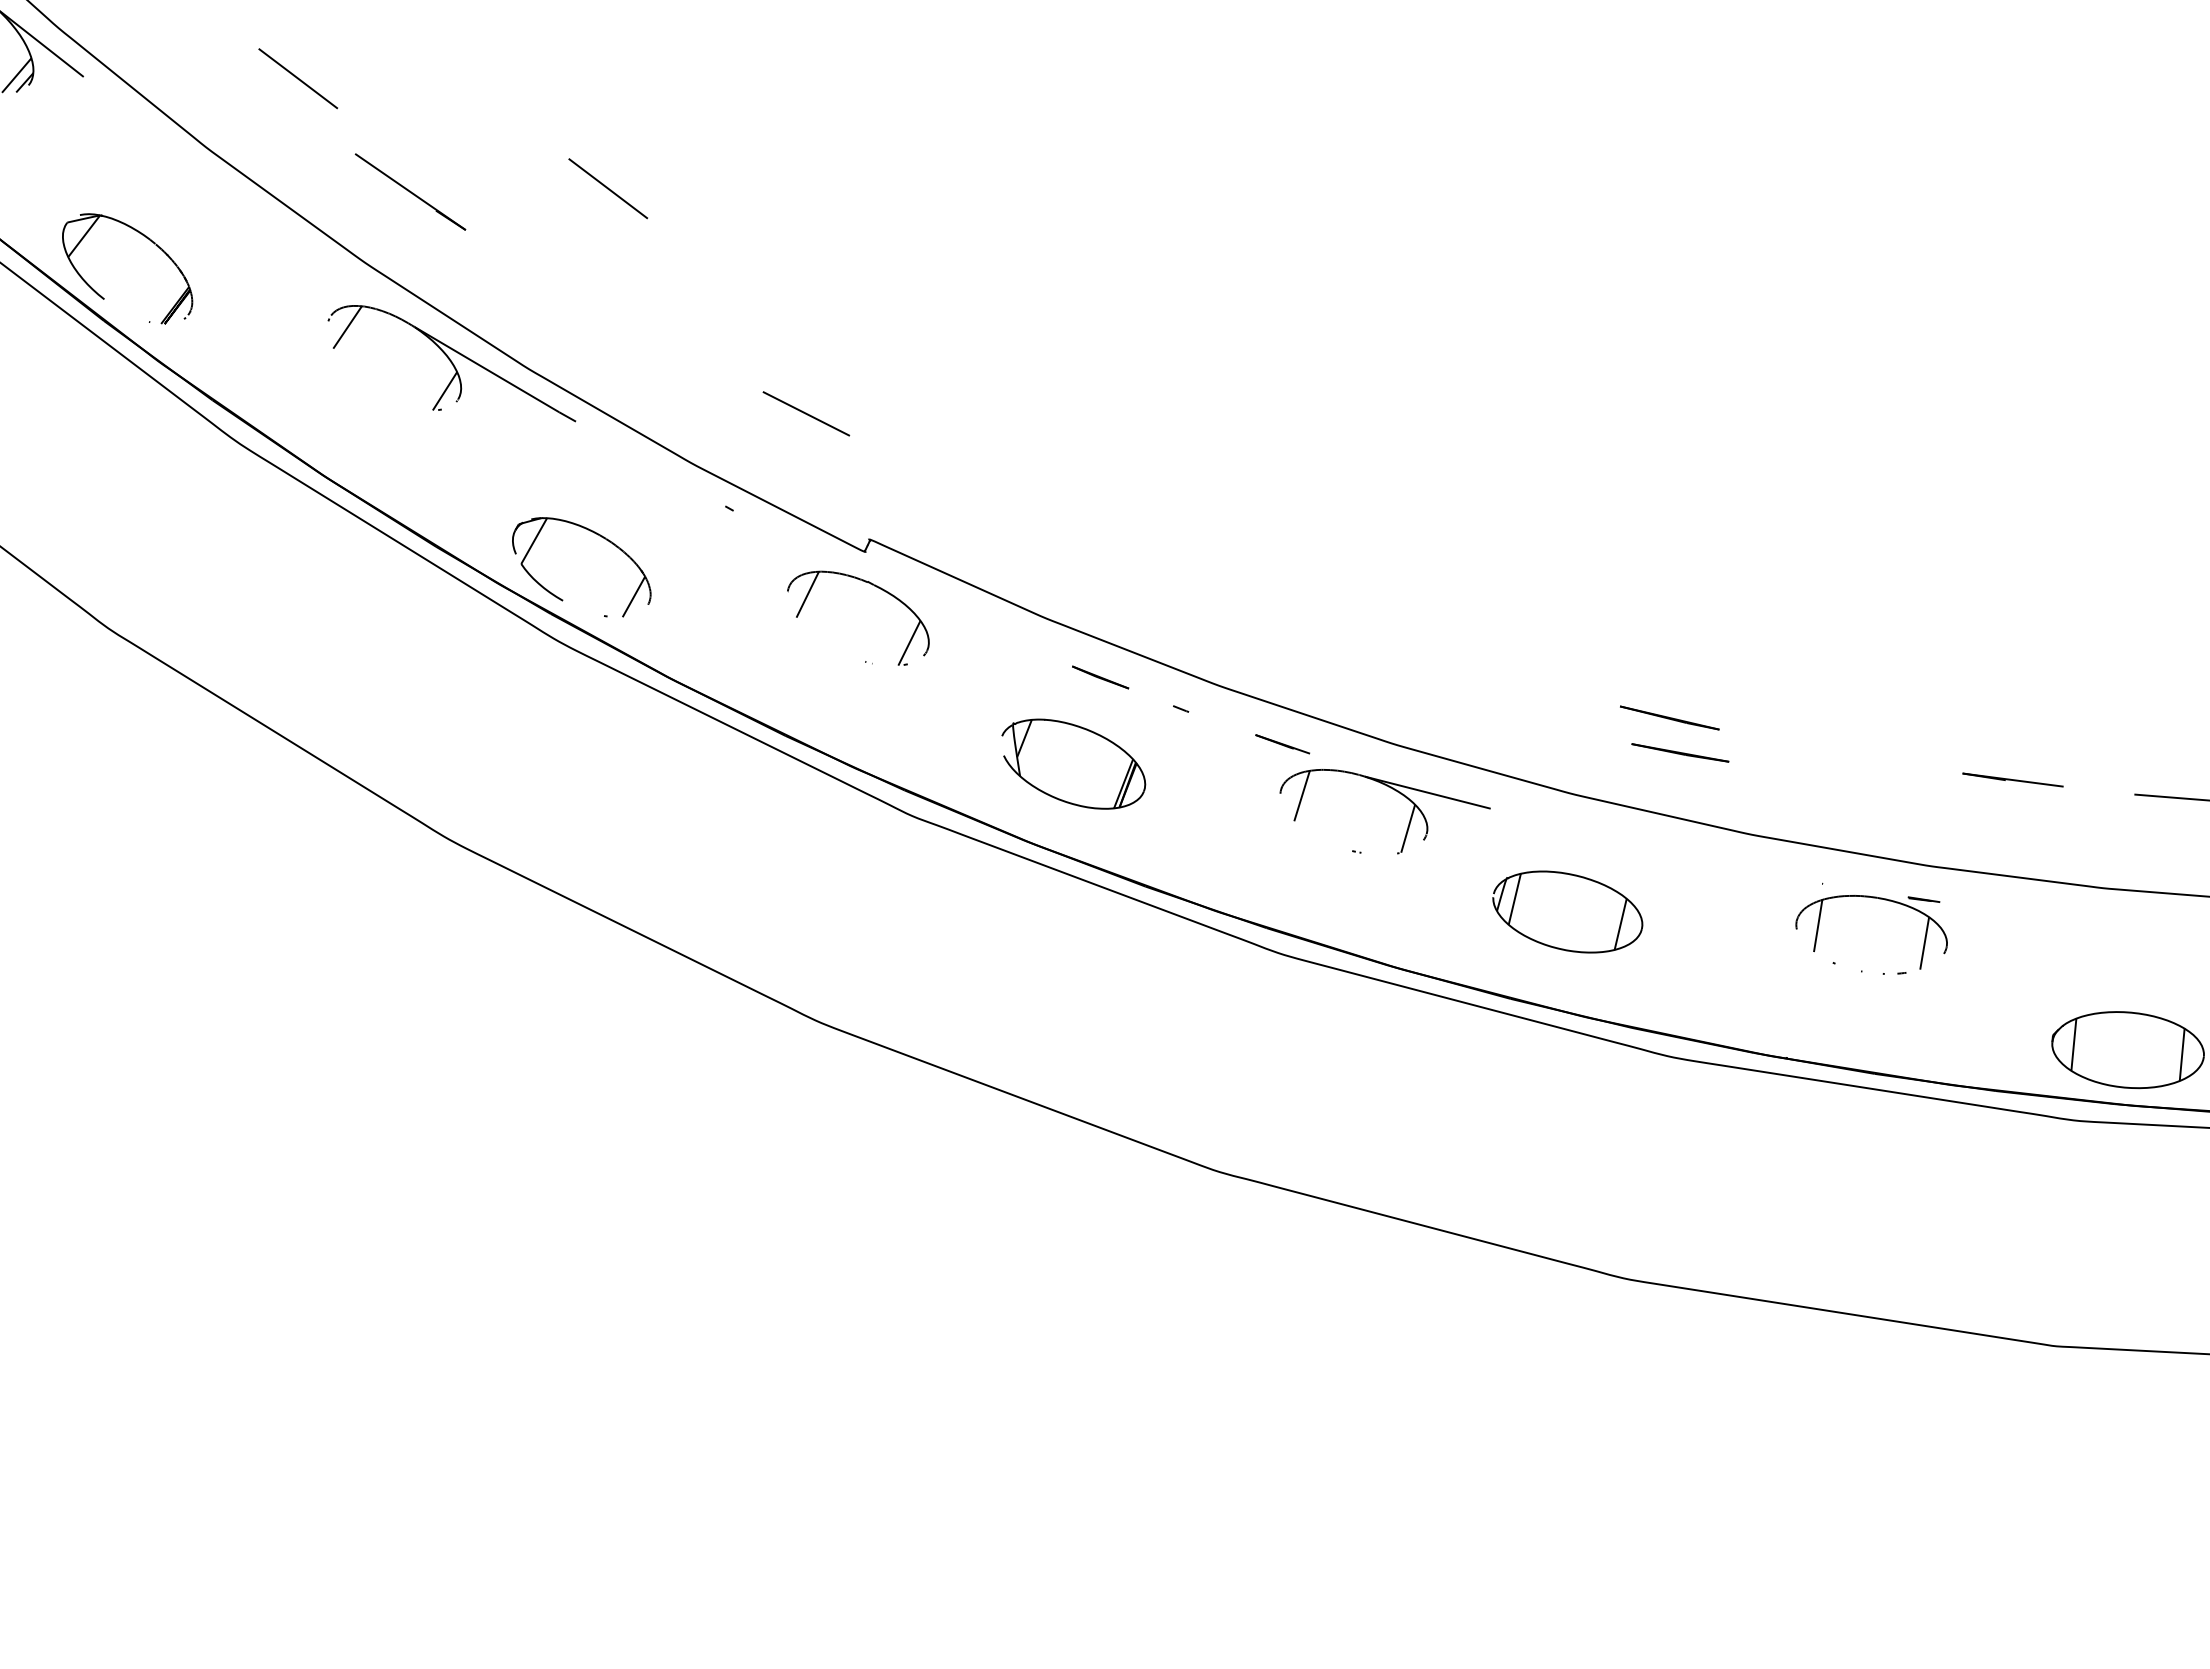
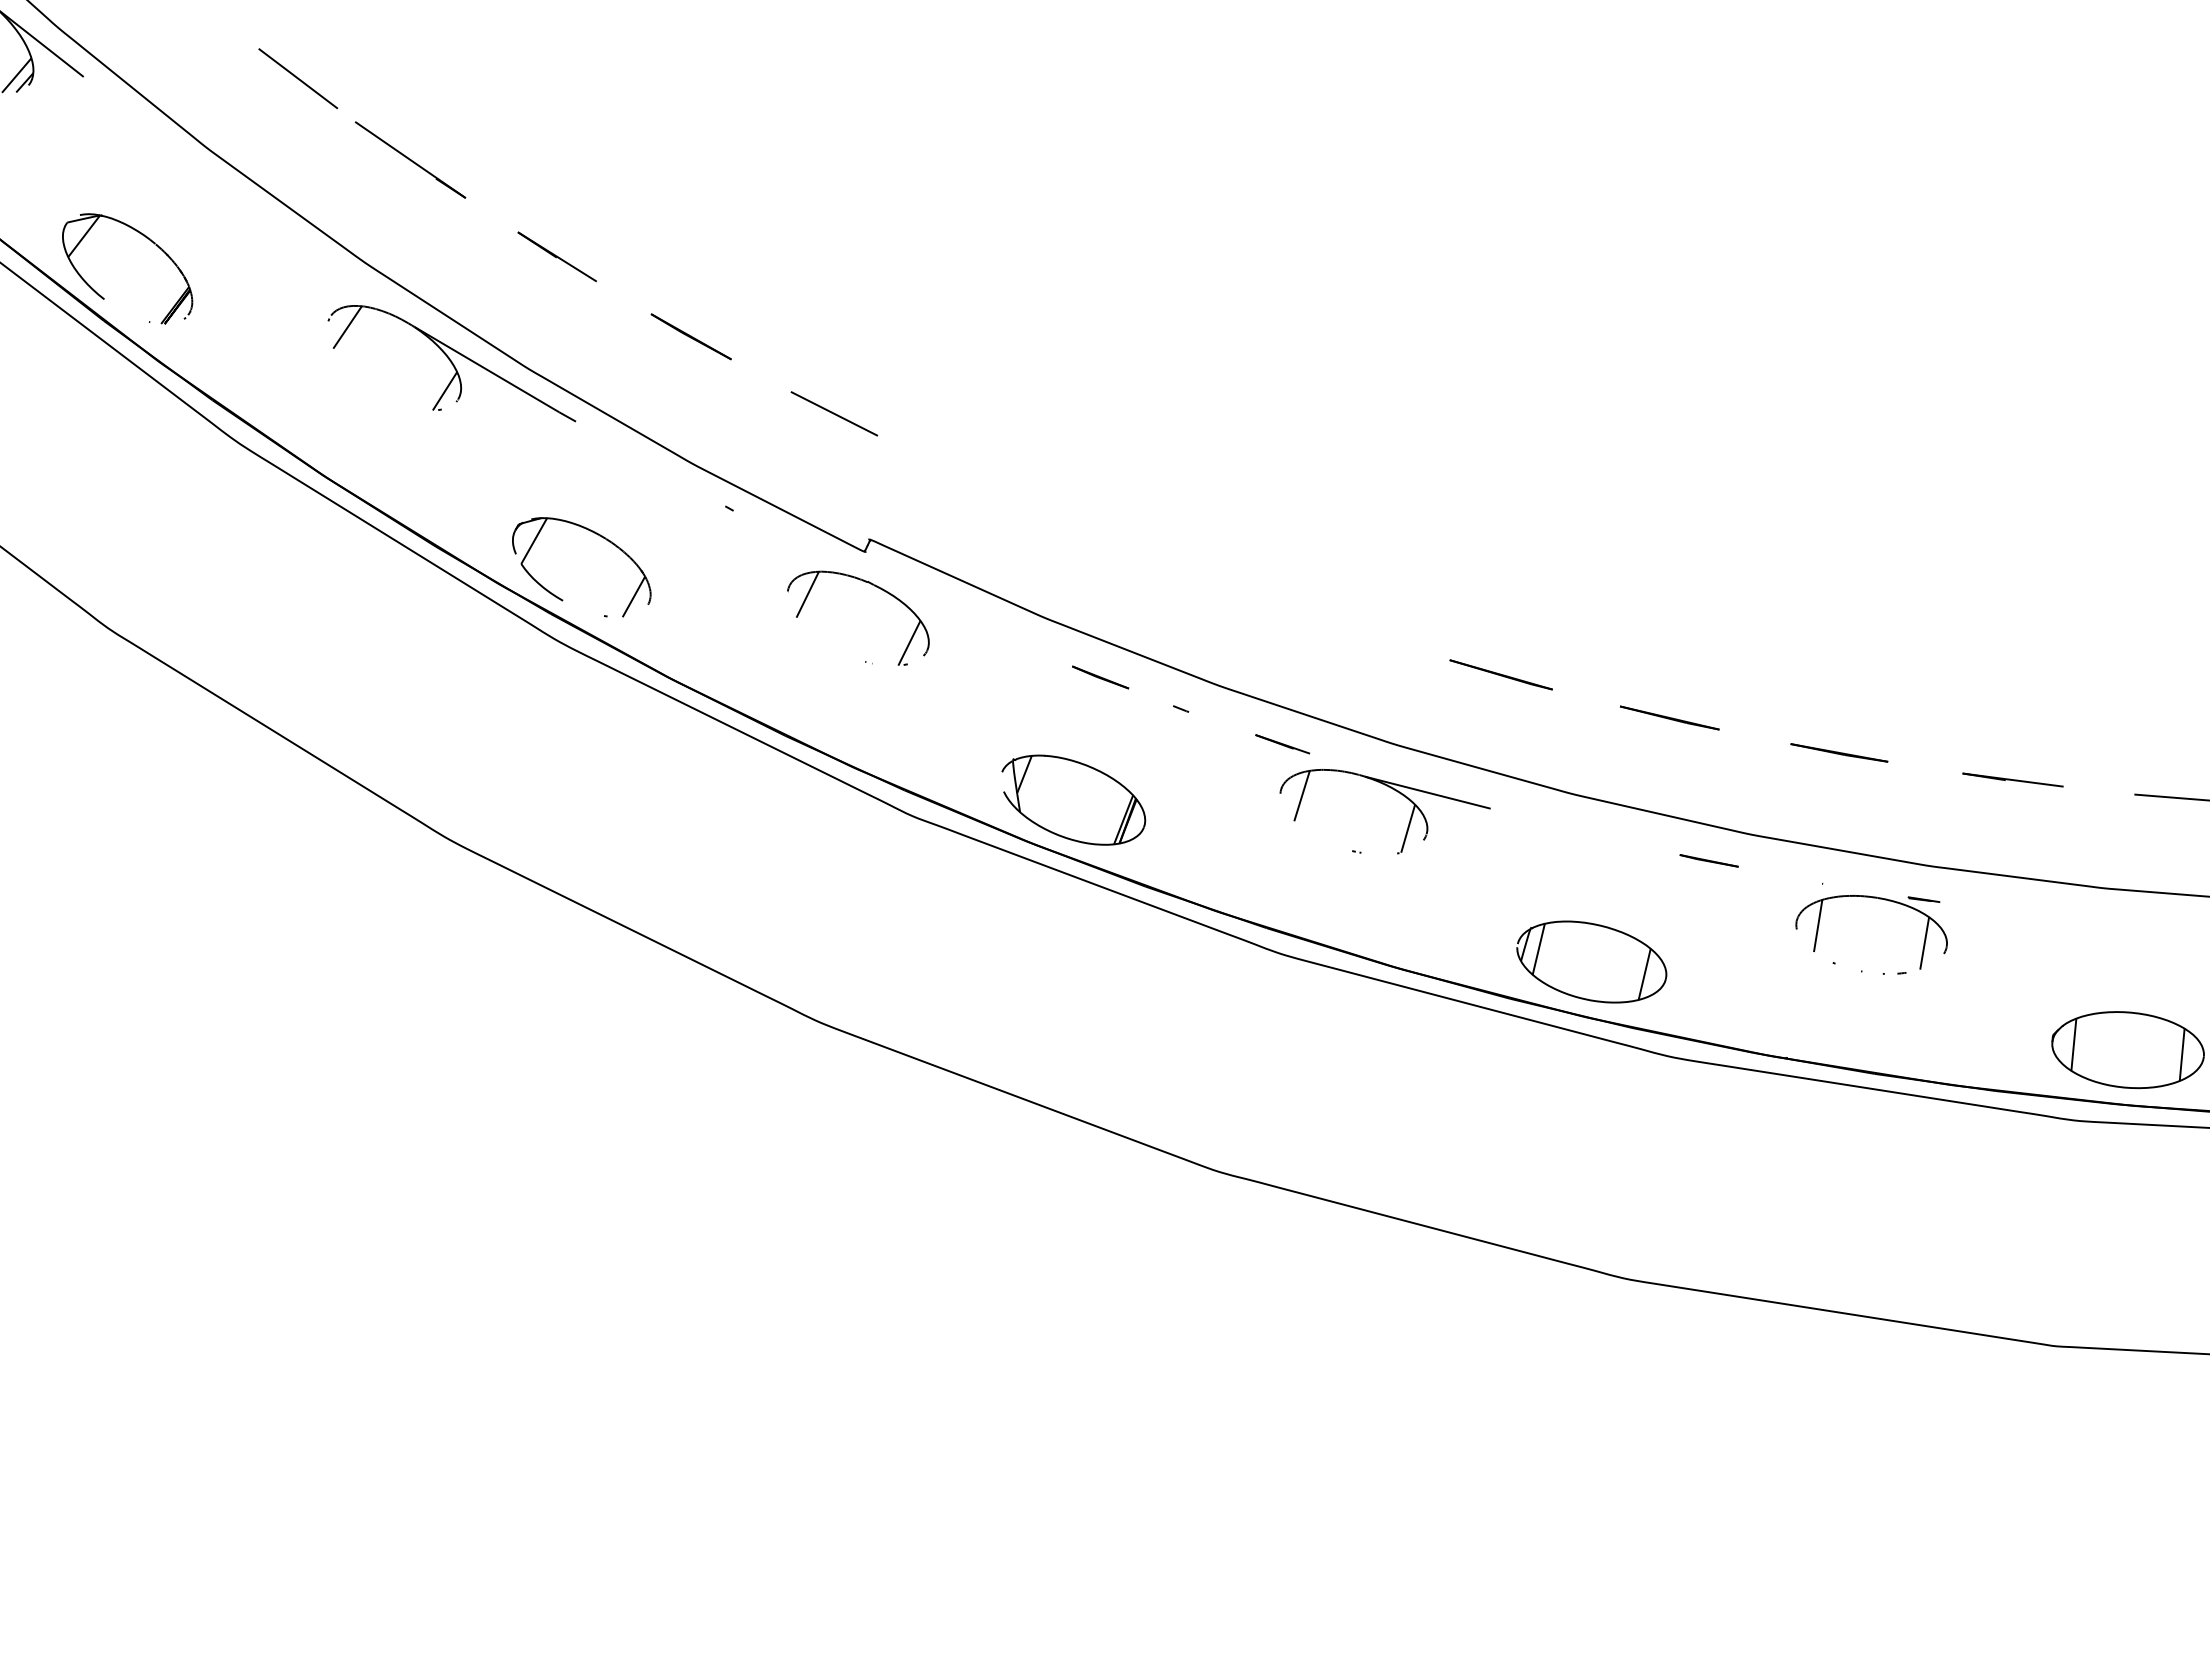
line: present -> none (607, 188)
line position: (410, 191) -> (410, 159) (410, 159)
line: none -> present (556, 256)
line: none -> present (690, 336)
line position: (806, 413) -> (834, 413) (834, 413)
line: none -> present (1500, 674)
line position: (1680, 752) -> (1839, 752) (1839, 752)
part position: (1073, 763) -> (1073, 799) (1073, 799)
line: none -> present (1708, 860)
part position: (1567, 911) -> (1591, 961) (1591, 961)
